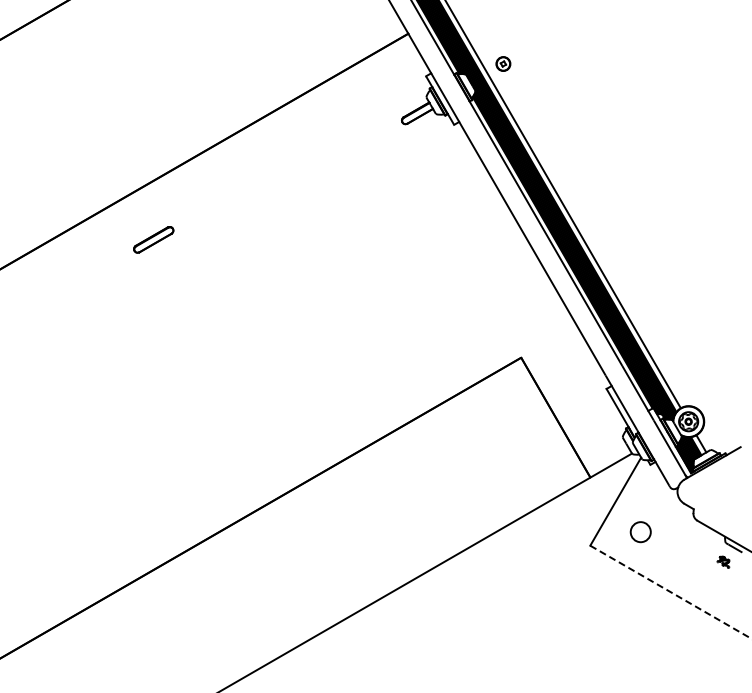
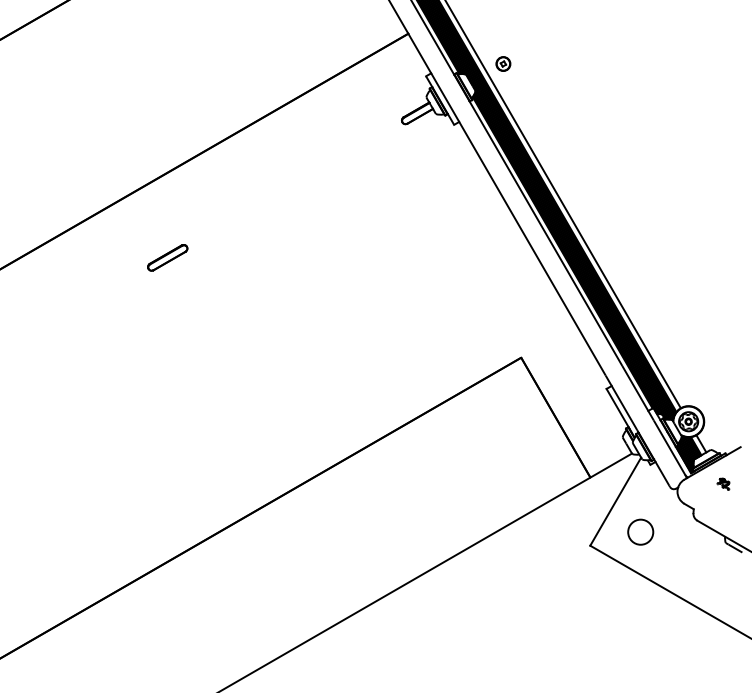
part position: (153, 239) -> (167, 257) (167, 257)
circle size: 23x23 px -> 28x28 px (640, 531)
part position: (723, 561) -> (723, 483) (723, 483)
line: dashed -> solid (671, 592)
